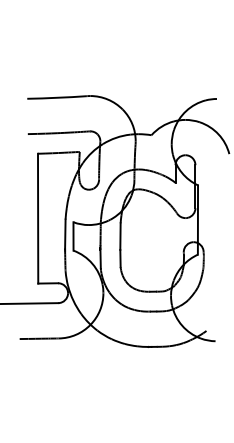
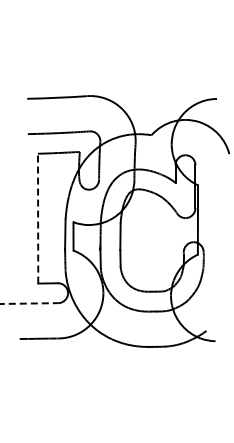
line: solid -> dashed (38, 218)
line: solid -> dashed (29, 303)
